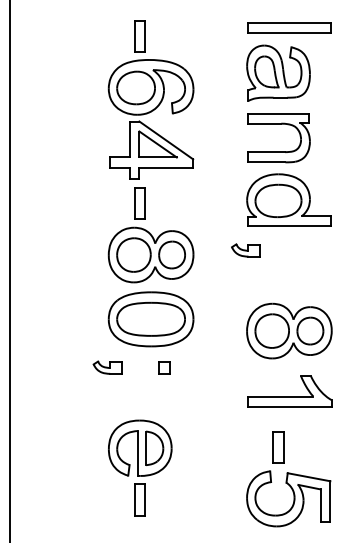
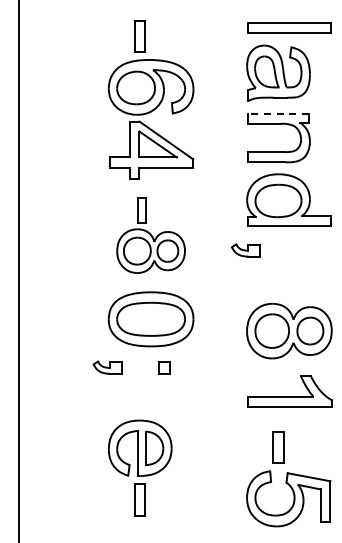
line: solid -> dashed (278, 113)
part size: 88x97 px -> 70x77 px (150, 235)
line position: (10, 270) -> (19, 270) (19, 270)
